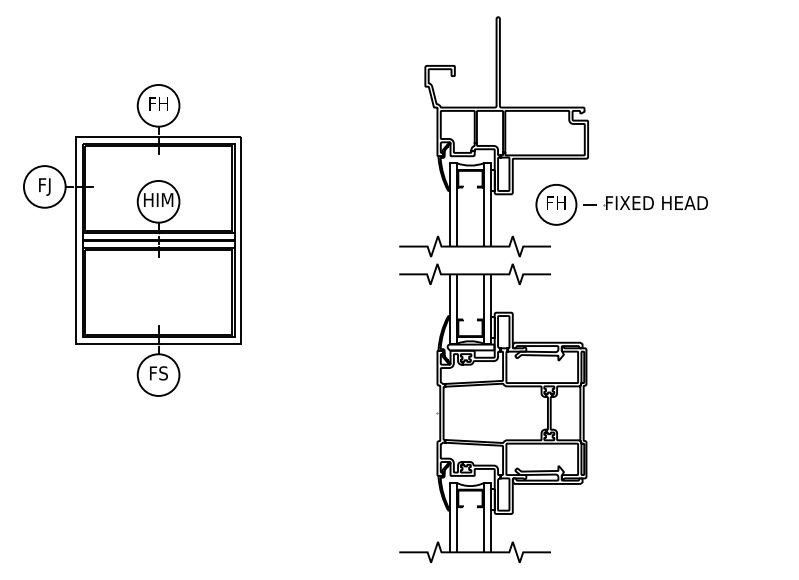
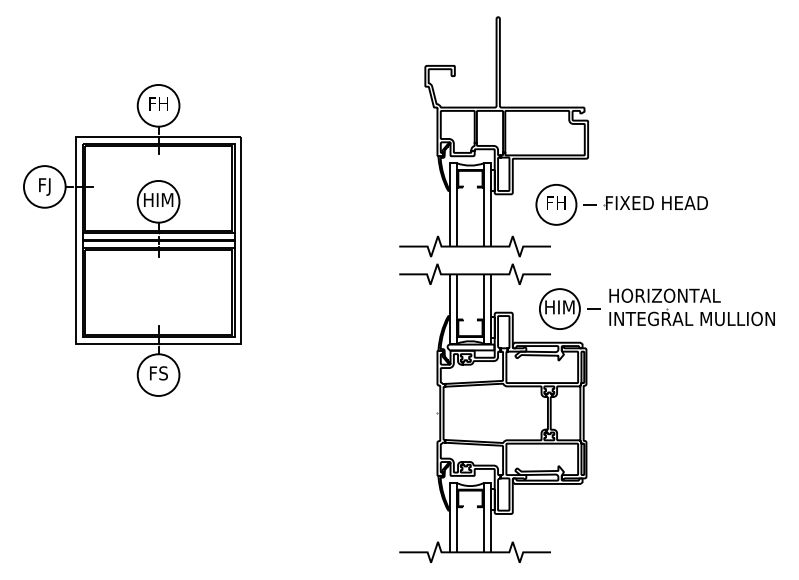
part: none -> present (656, 308)
